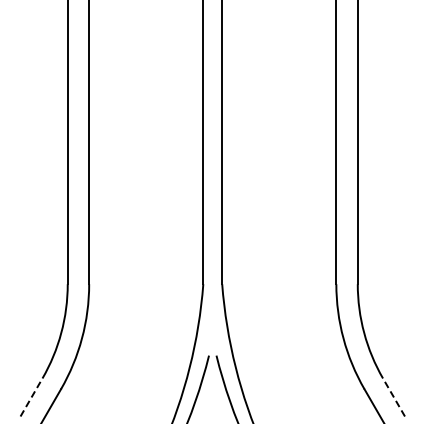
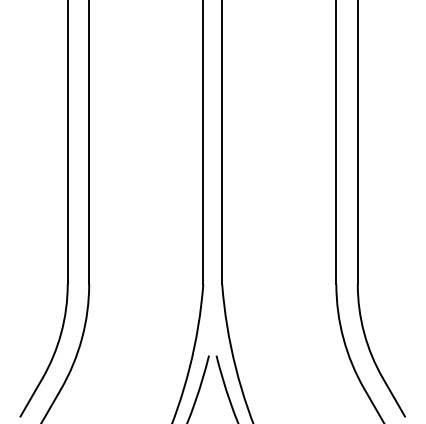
line: dashed -> solid (31, 397)
line: dashed -> solid (394, 397)
